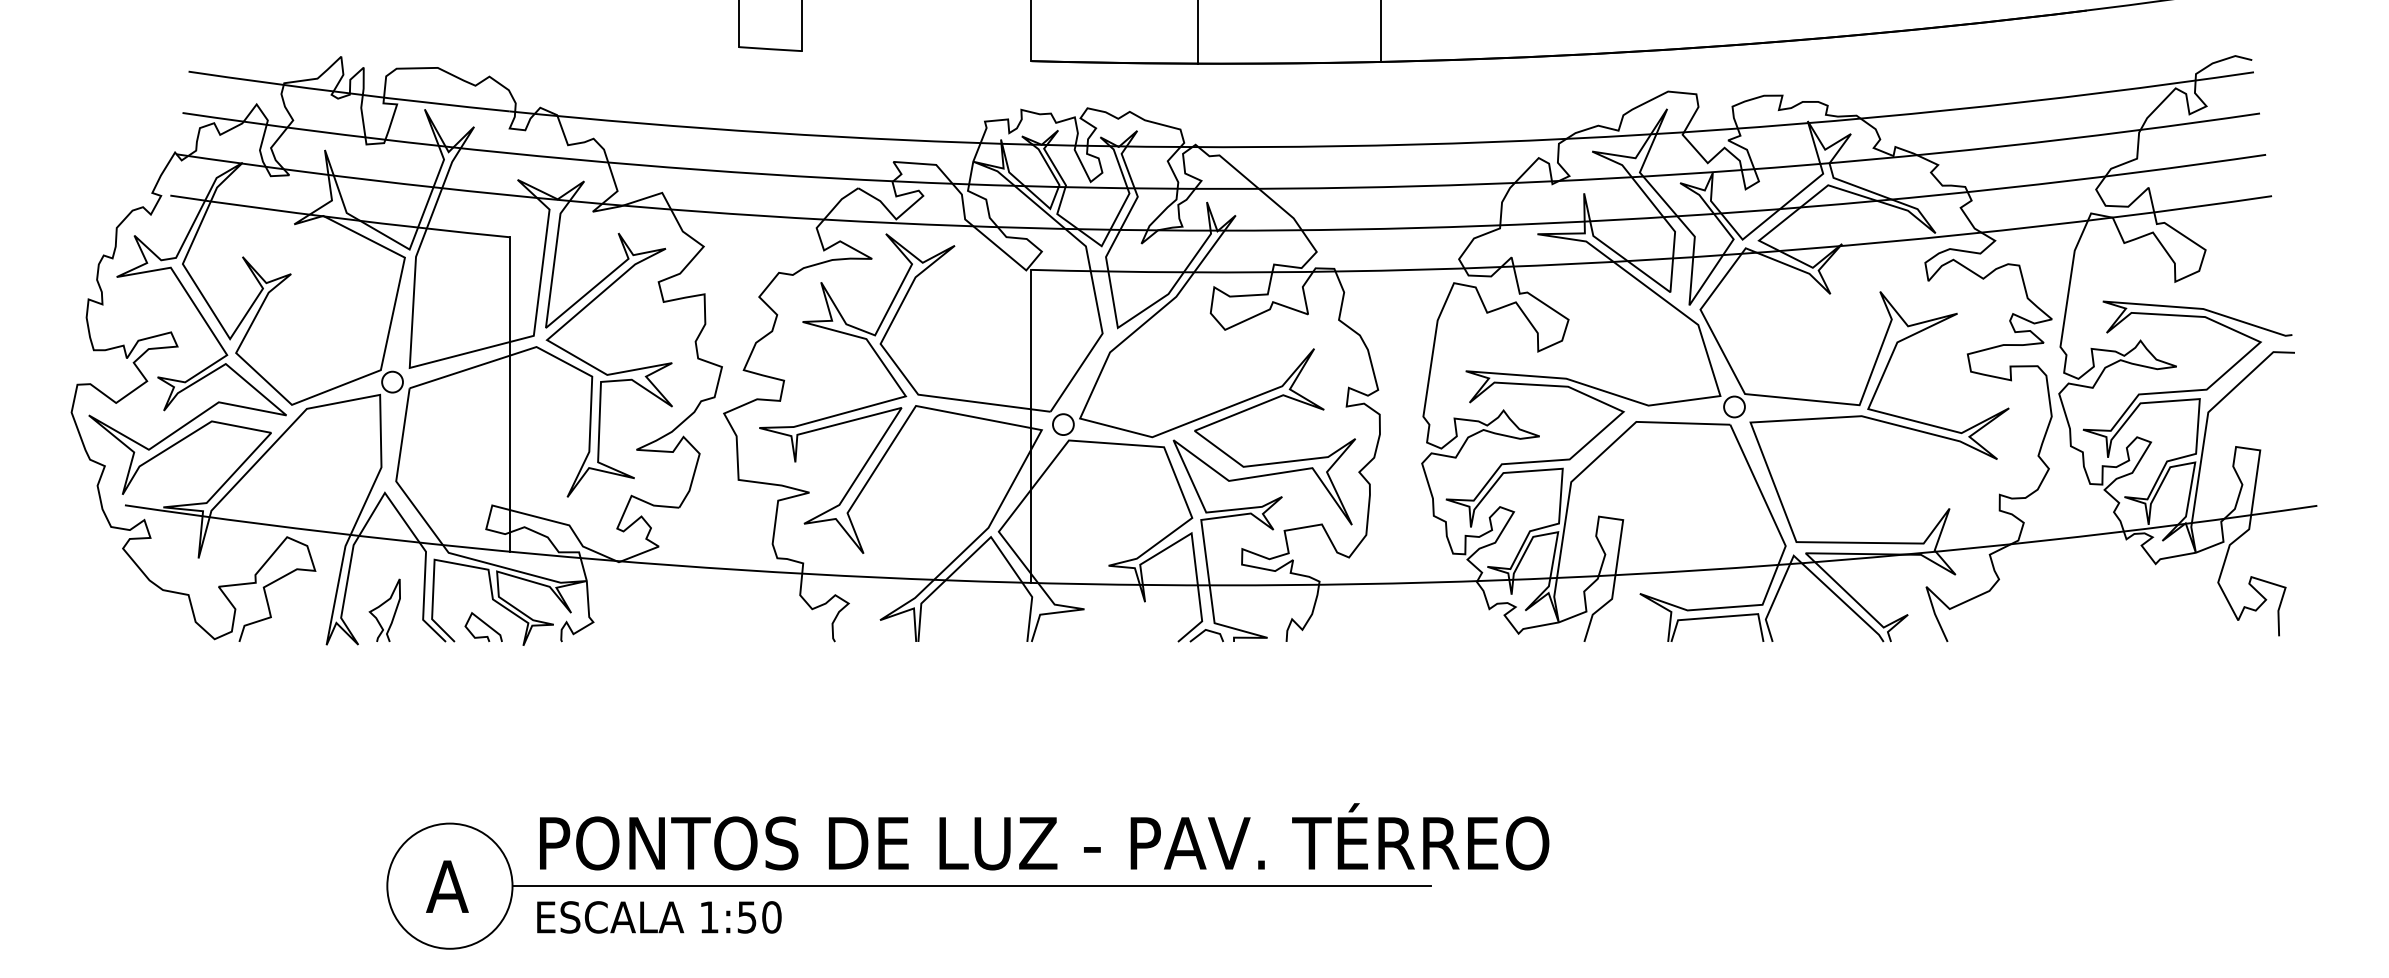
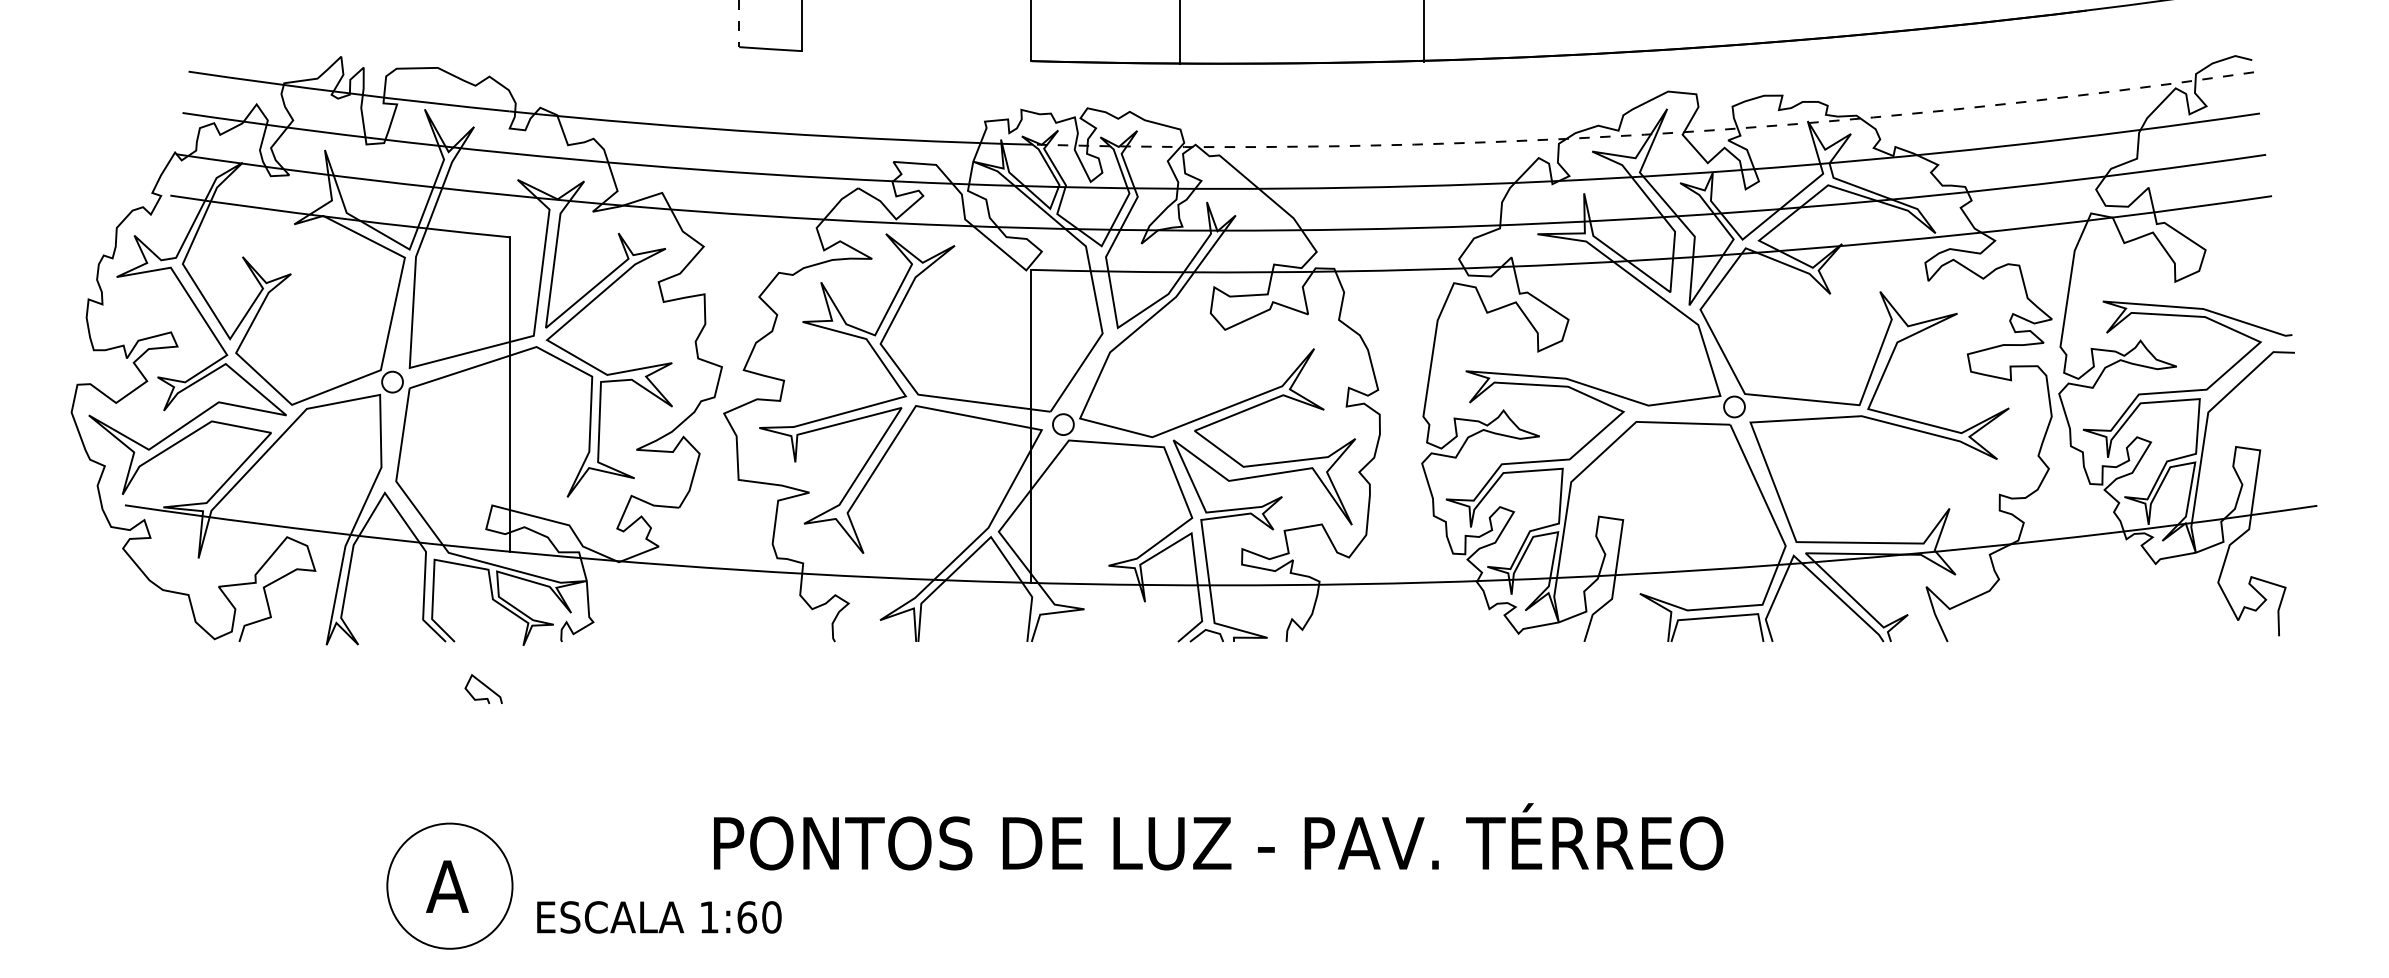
line: solid -> dashed (739, 24)
line position: (1380, 31) -> (1423, 31) (1423, 31)
line position: (1198, 32) -> (1180, 32) (1180, 32)
line: solid -> dashed (1644, 134)
curve: present -> none (381, 606)
curve position: (484, 624) -> (484, 686) (484, 686)
text position: (1044, 836) -> (1218, 836) (1218, 836)
line: present -> none (971, 886)
text: 1:50 -> 1:60 (747, 917)
